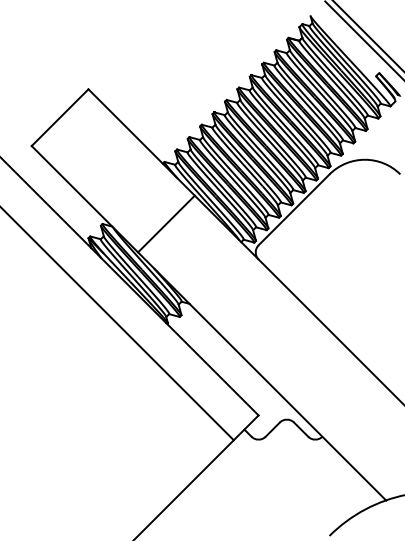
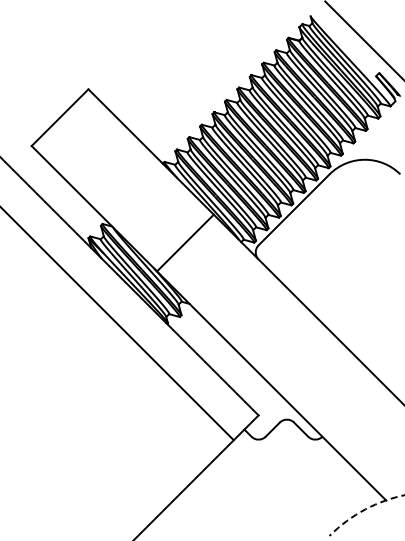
line: present -> none (367, 35)
line position: (166, 223) -> (185, 242) (185, 242)
arc: solid -> dashed (363, 510)
